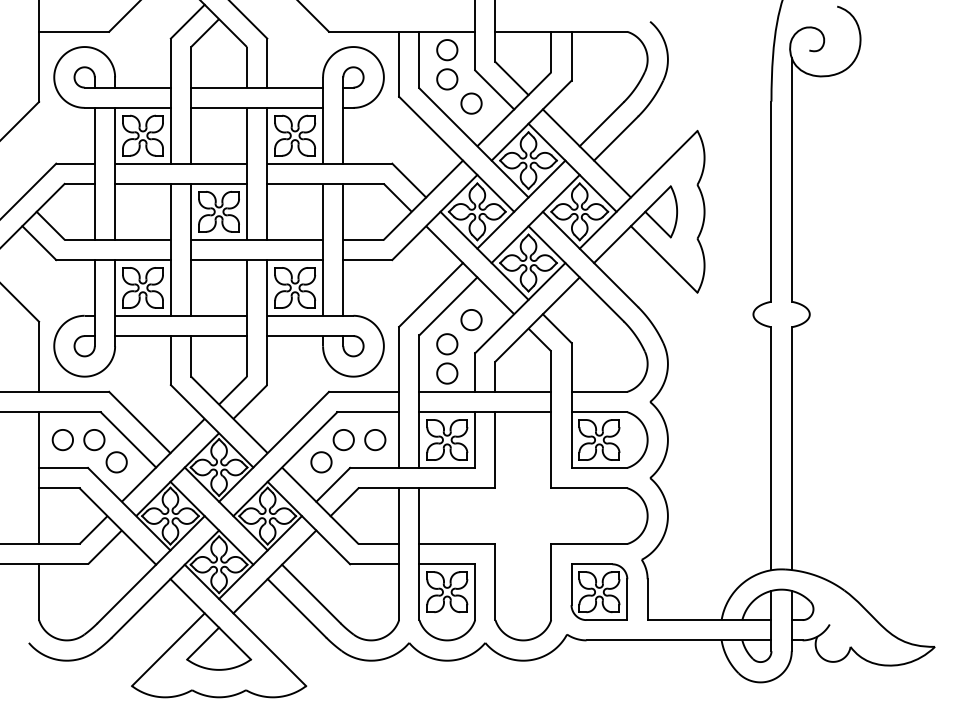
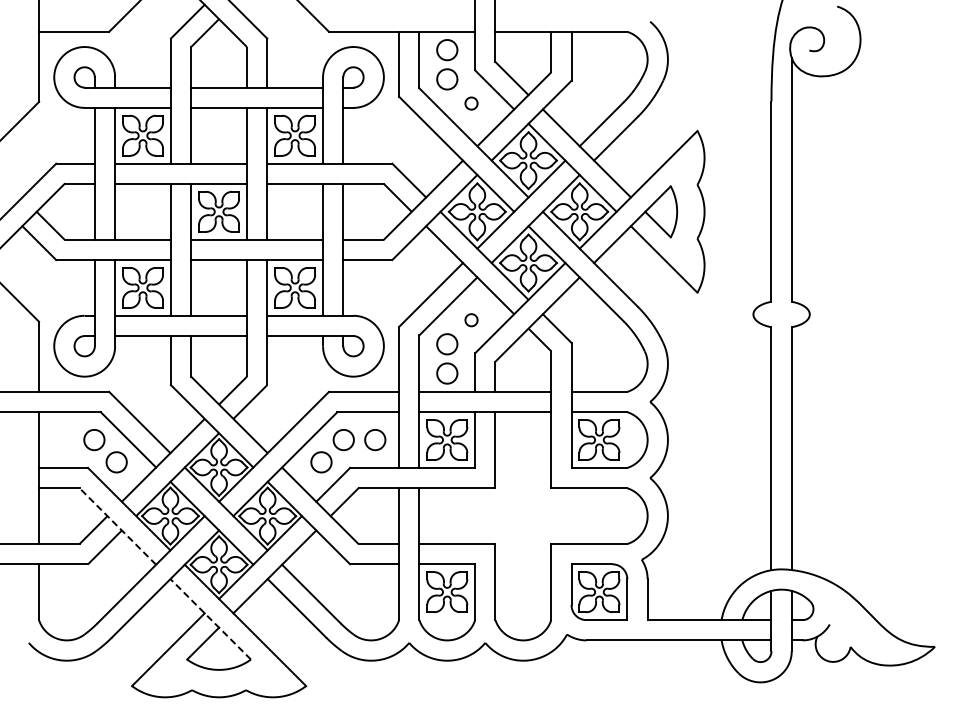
part size: 23x23 px -> 15x15 px (471, 103)
part size: 23x23 px -> 15x15 px (471, 320)
part: present -> none (62, 440)
line: solid -> dashed (117, 526)
line: solid -> dashed (210, 619)
